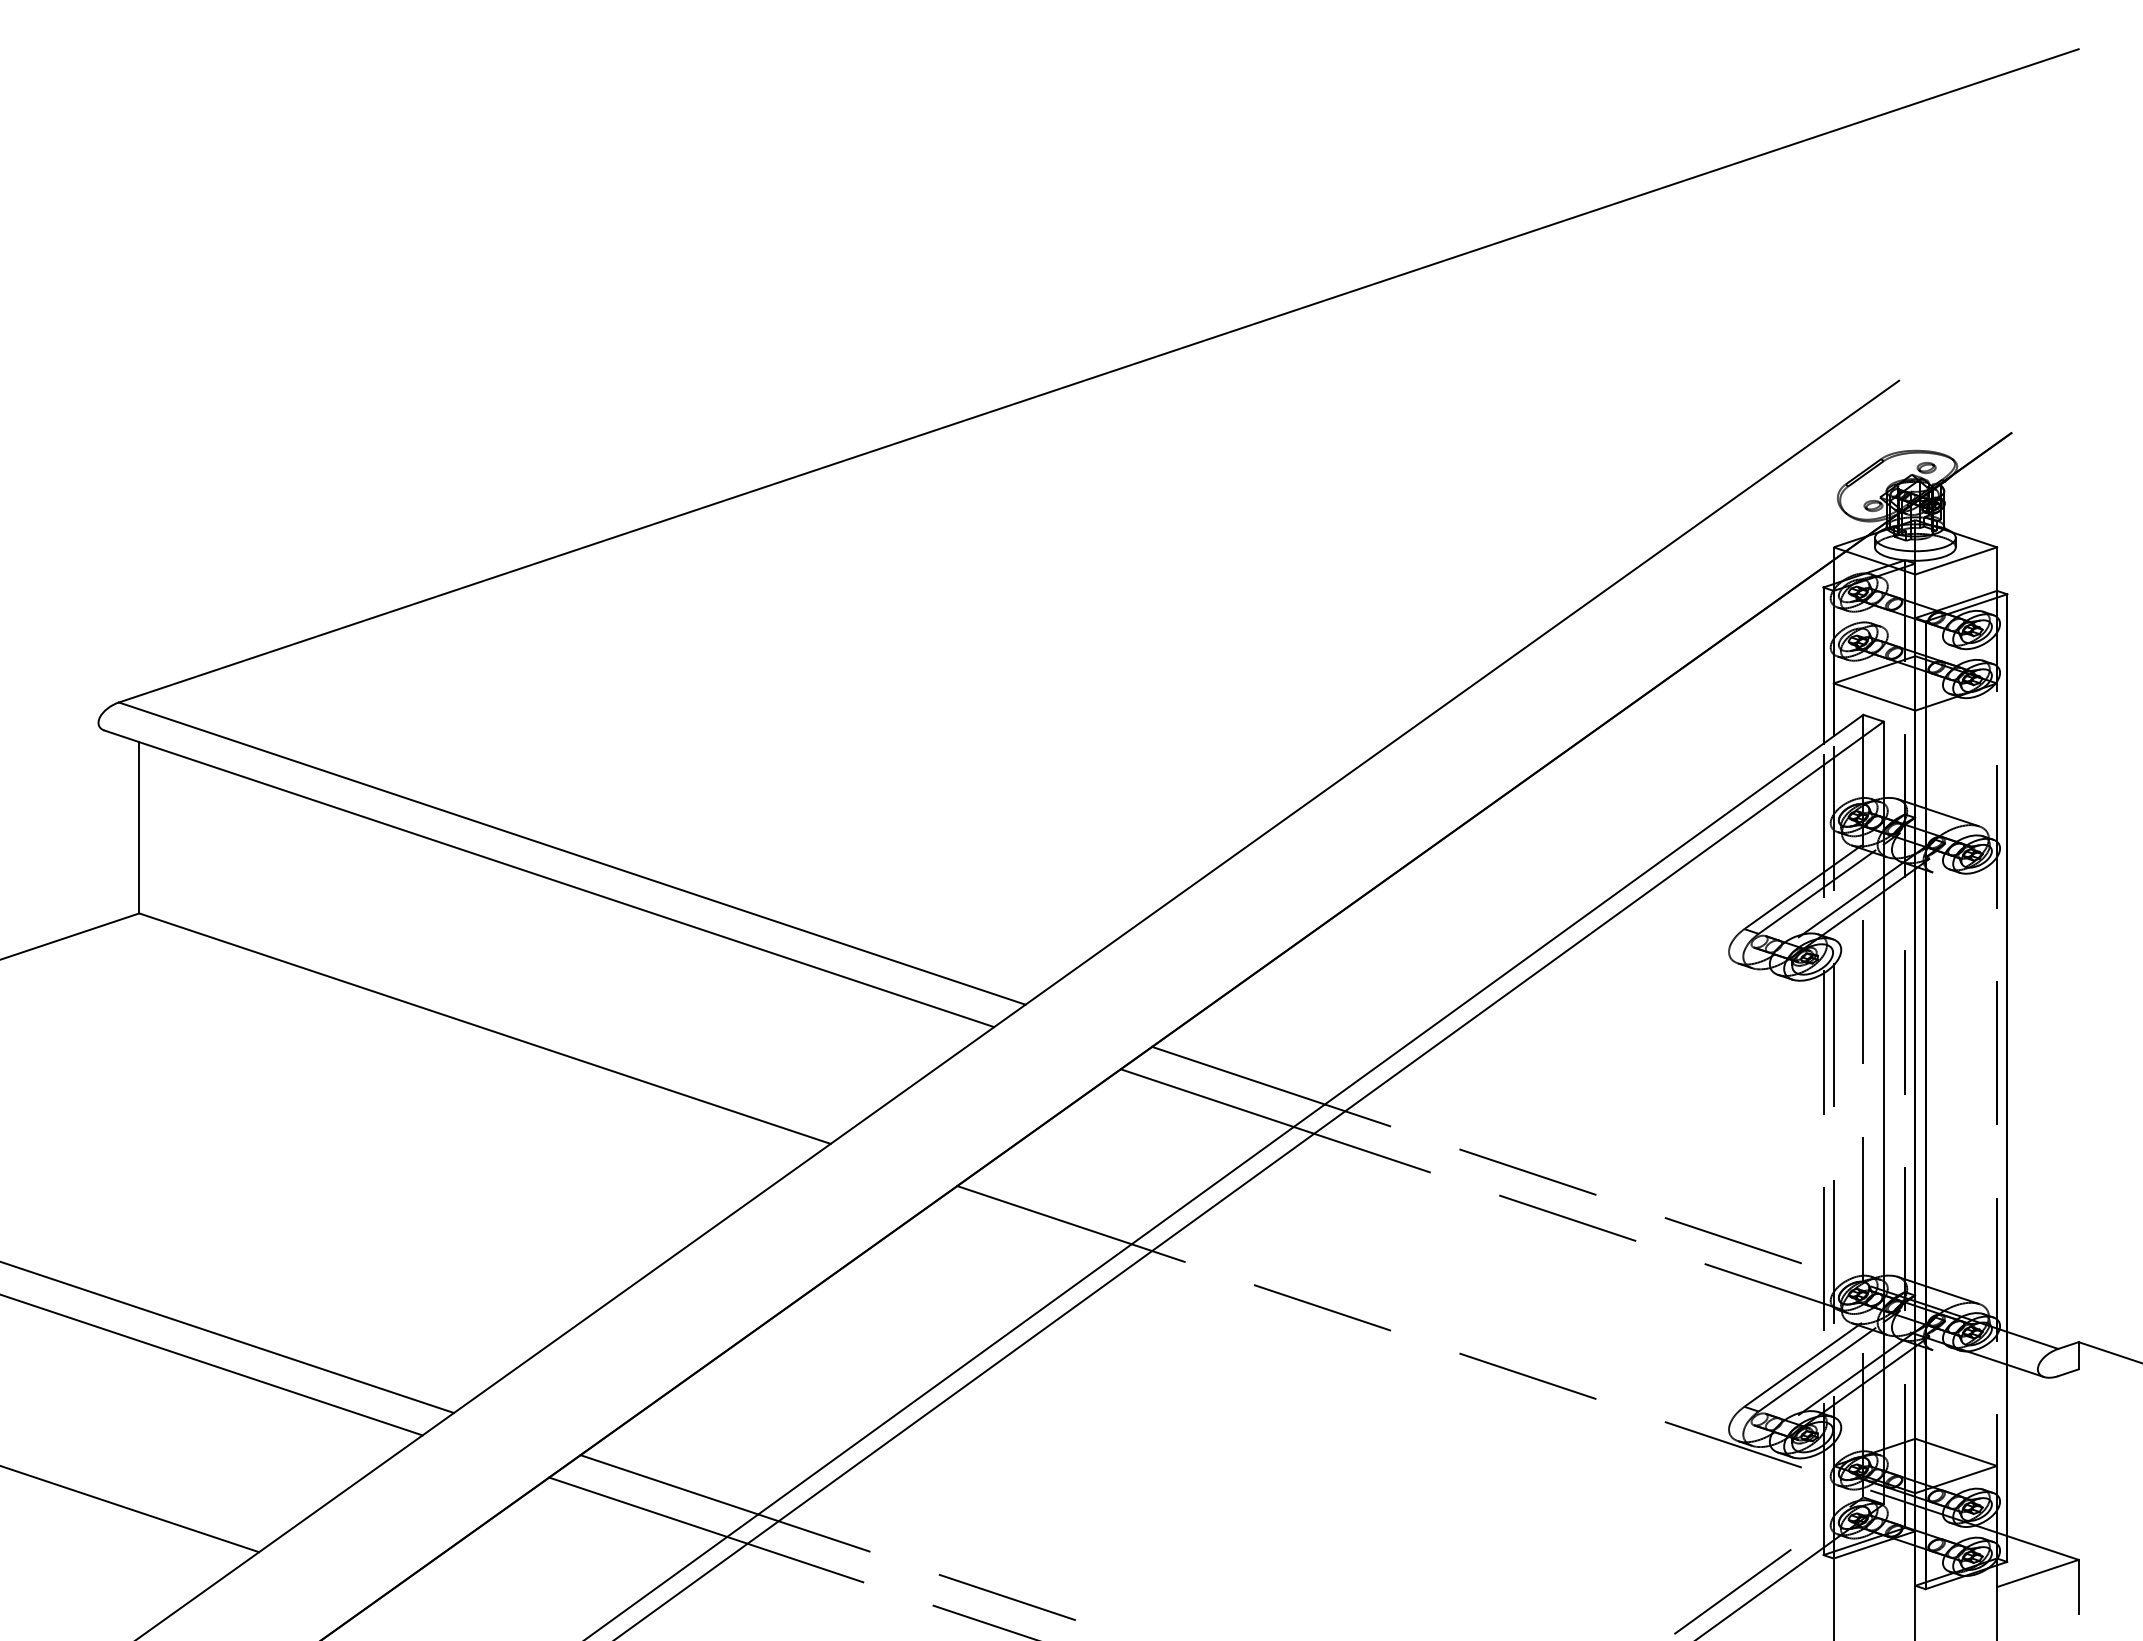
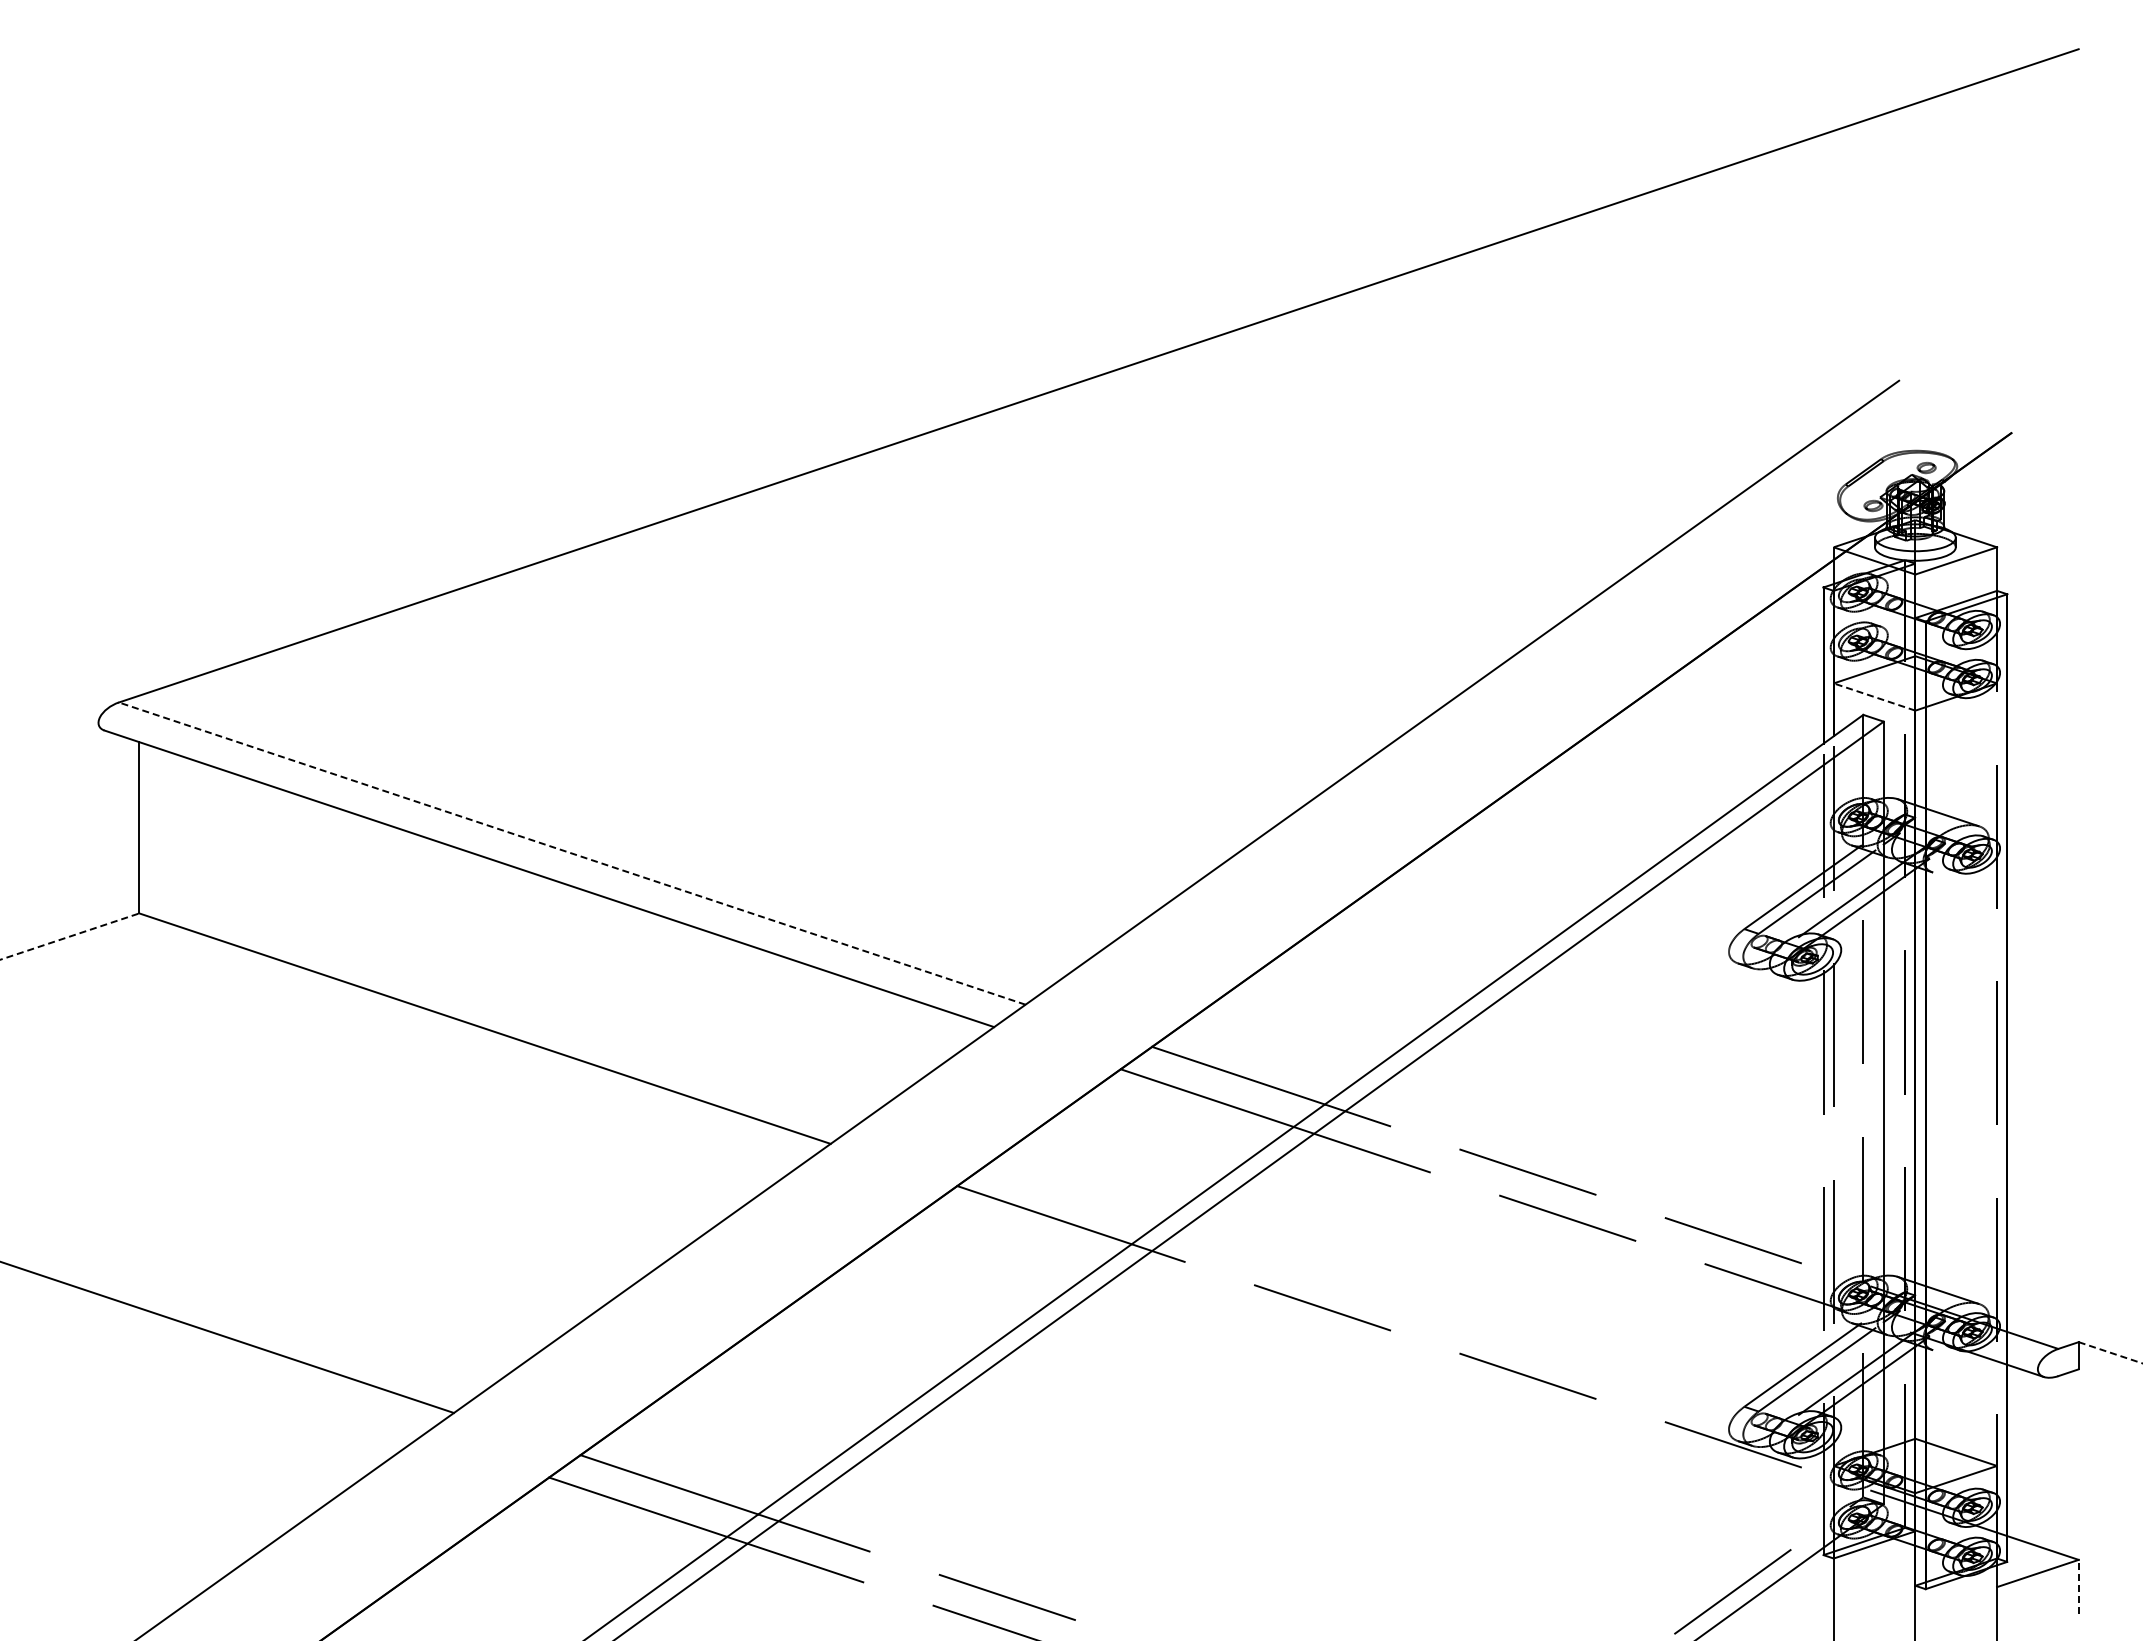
line: solid -> dashed (1874, 696)
line: solid -> dashed (572, 853)
line: solid -> dashed (70, 936)
line: solid -> dashed (2110, 1352)
line: present -> none (212, 1365)
line: present -> none (130, 1509)
line: solid -> dashed (2078, 1586)
